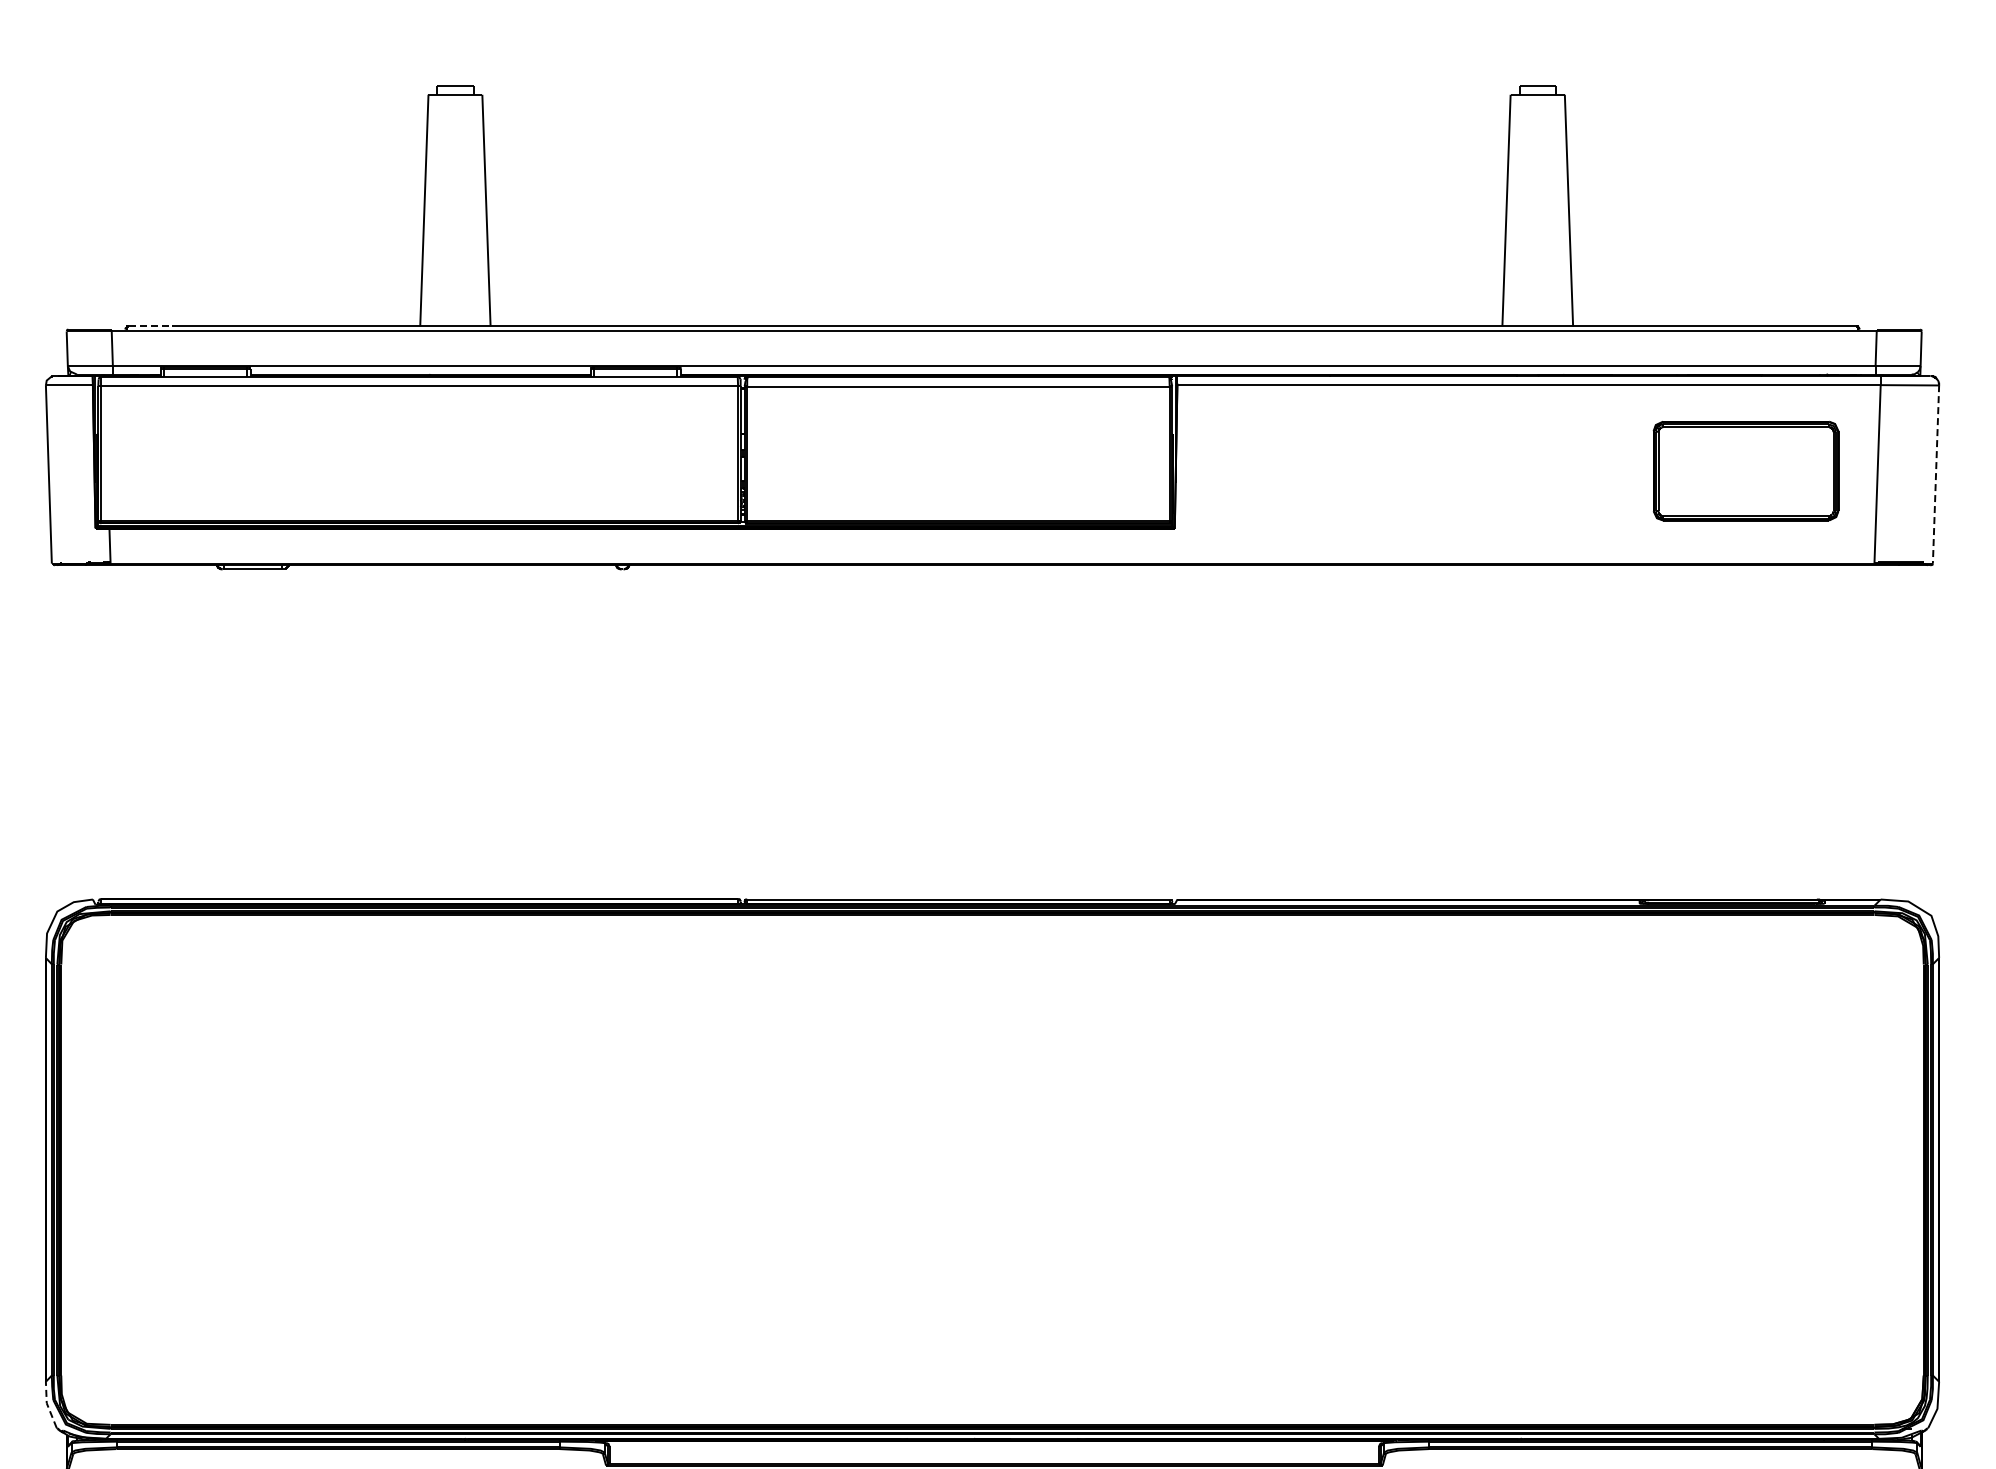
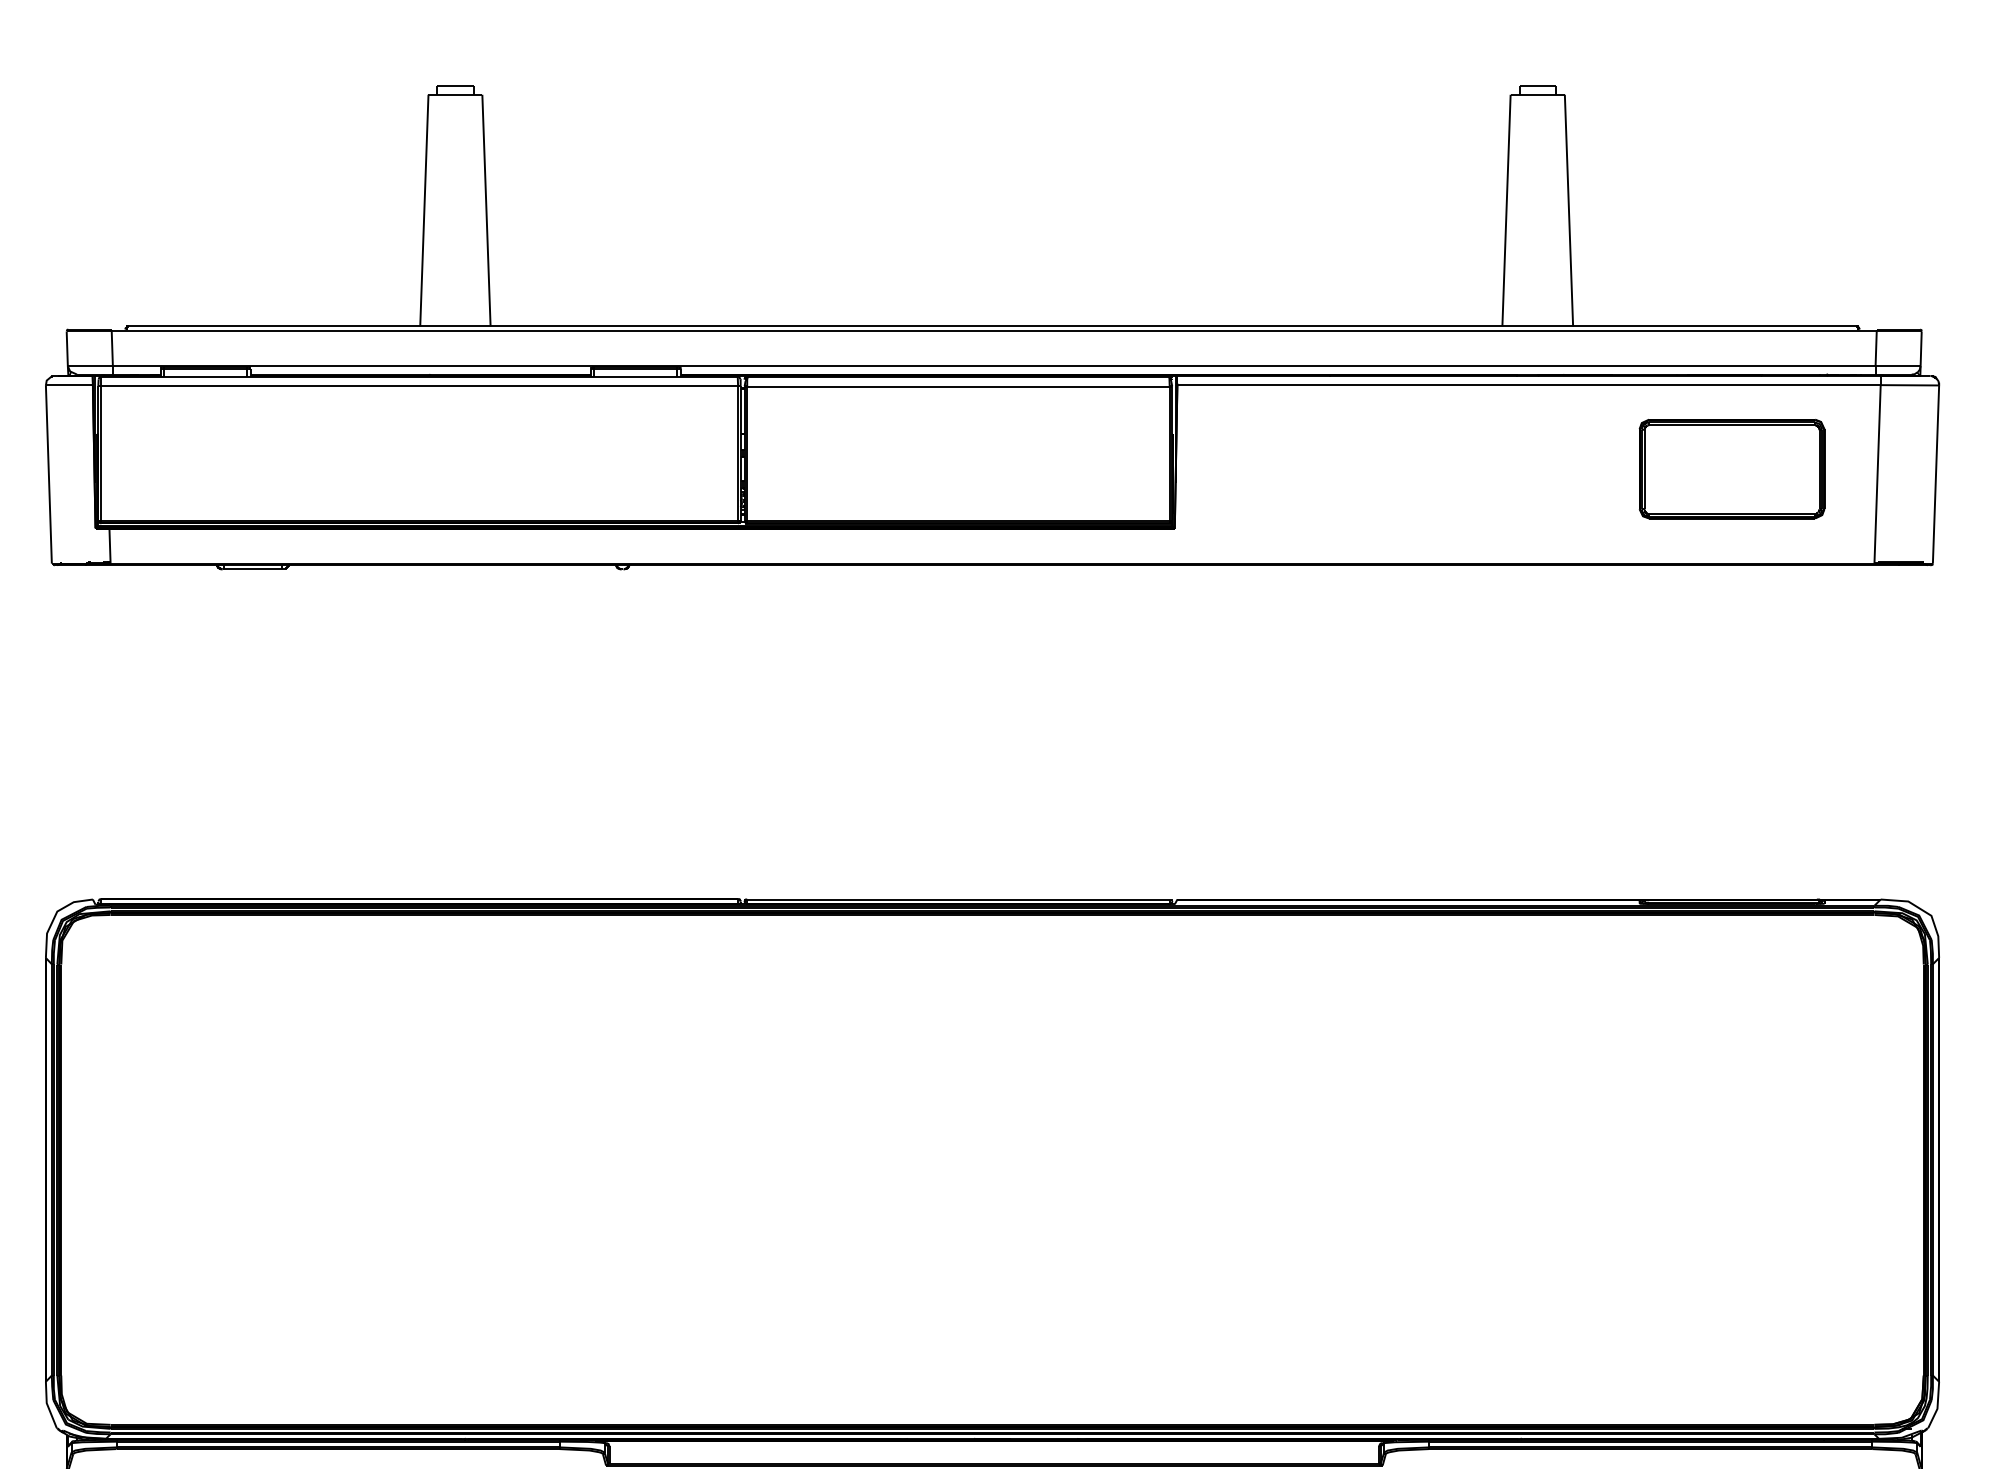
line: dashed -> solid (150, 326)
part position: (1745, 471) -> (1731, 469) (1731, 469)
line: dashed -> solid (1936, 474)
line: dashed -> solid (47, 1405)
